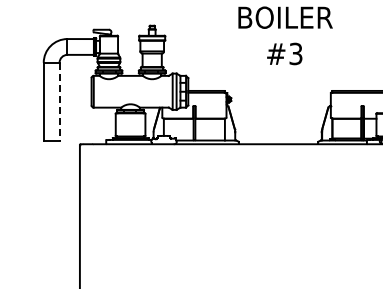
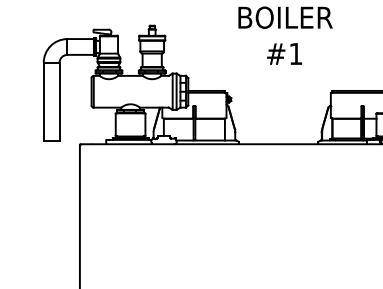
text: #3 -> #1 (295, 53)
line: dashed -> solid (59, 102)
